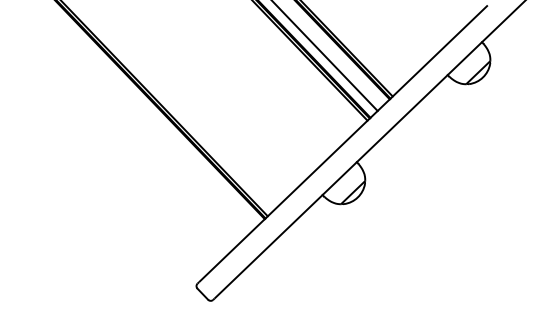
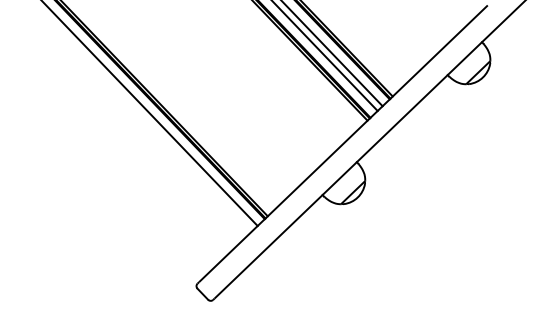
line: none -> present (332, 54)
line: none -> present (150, 114)
